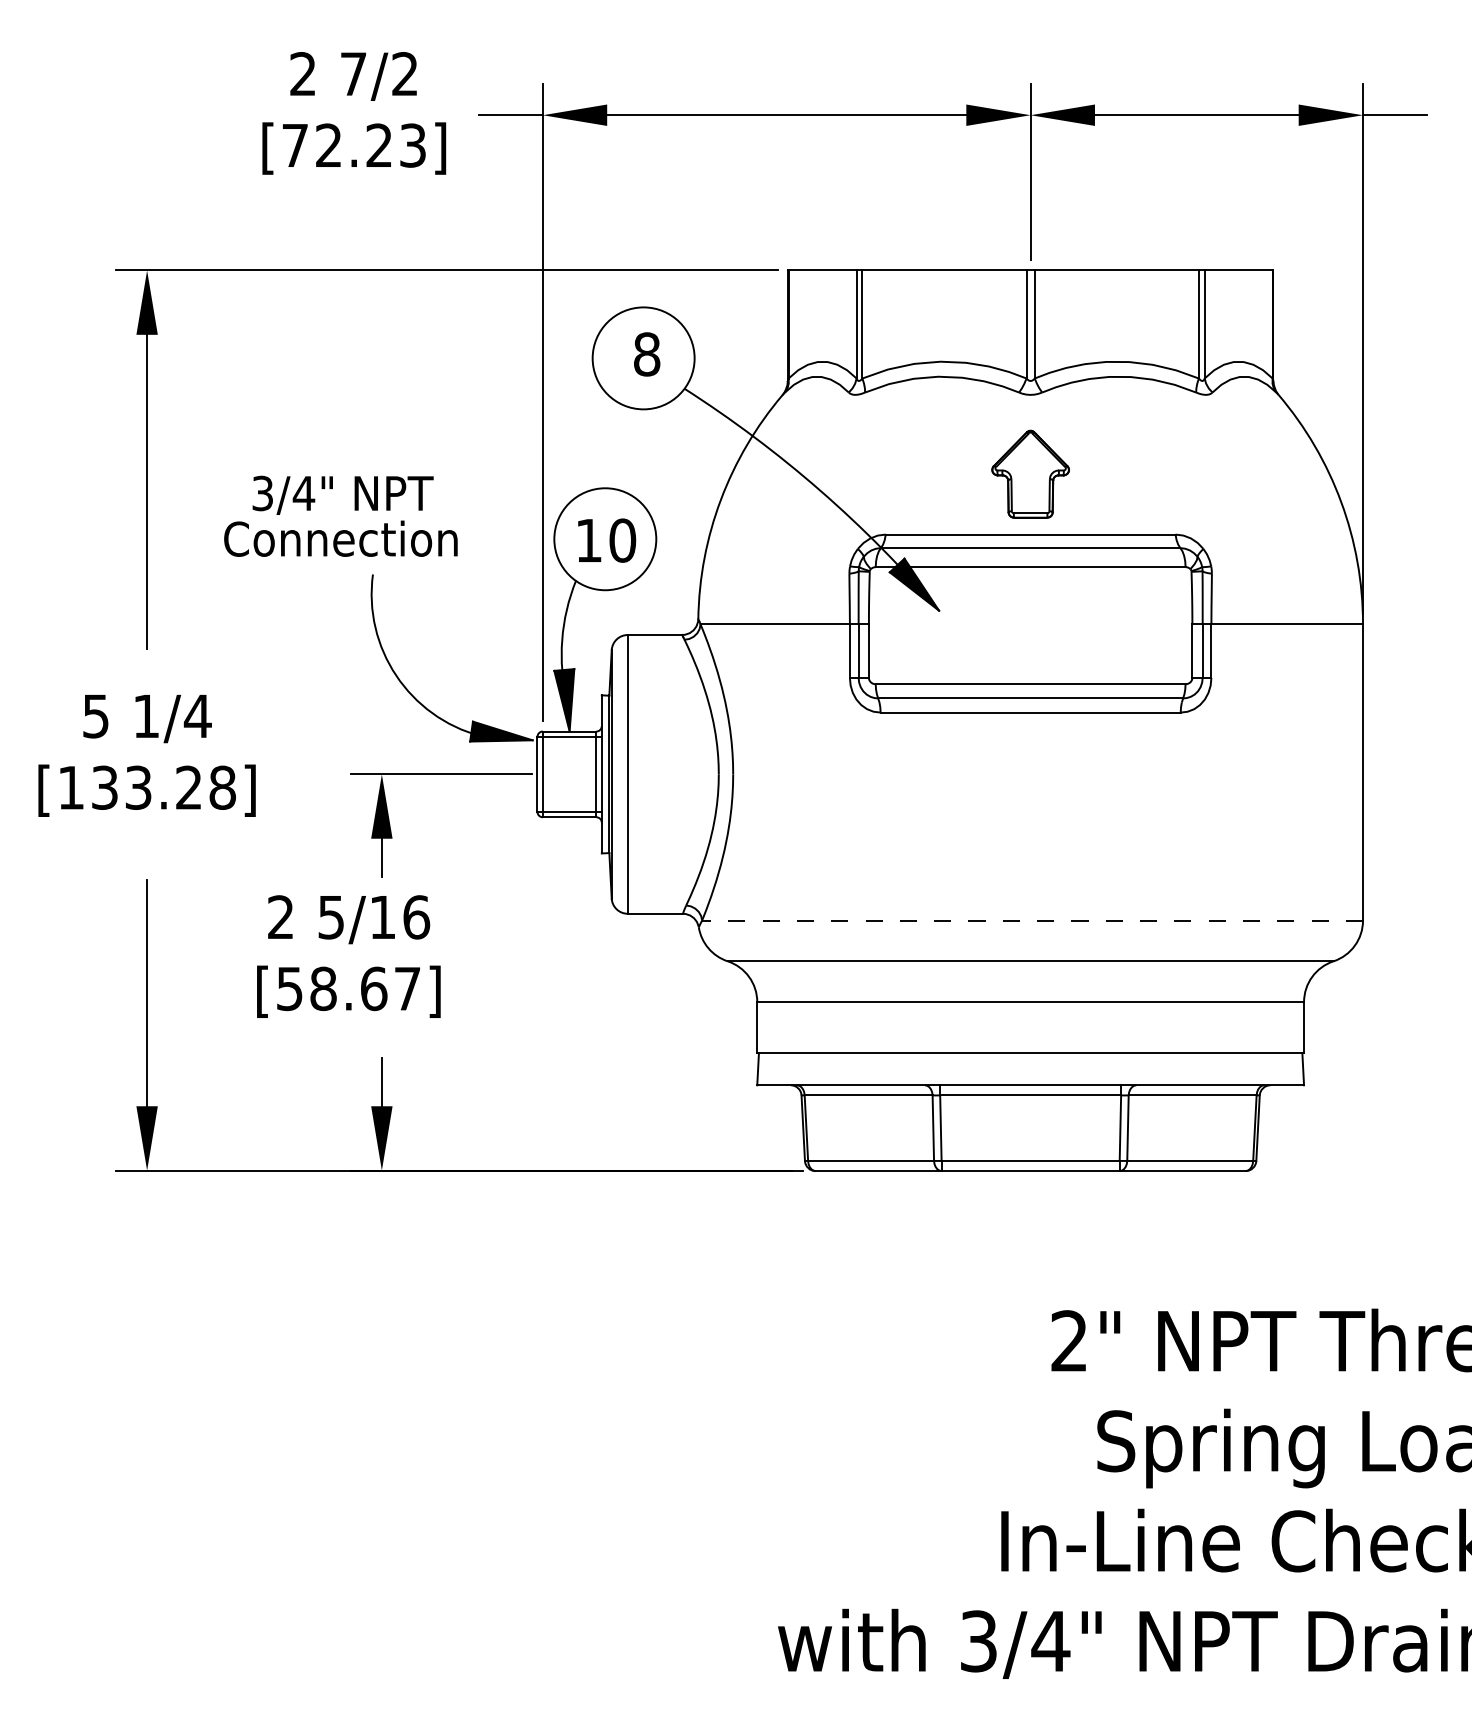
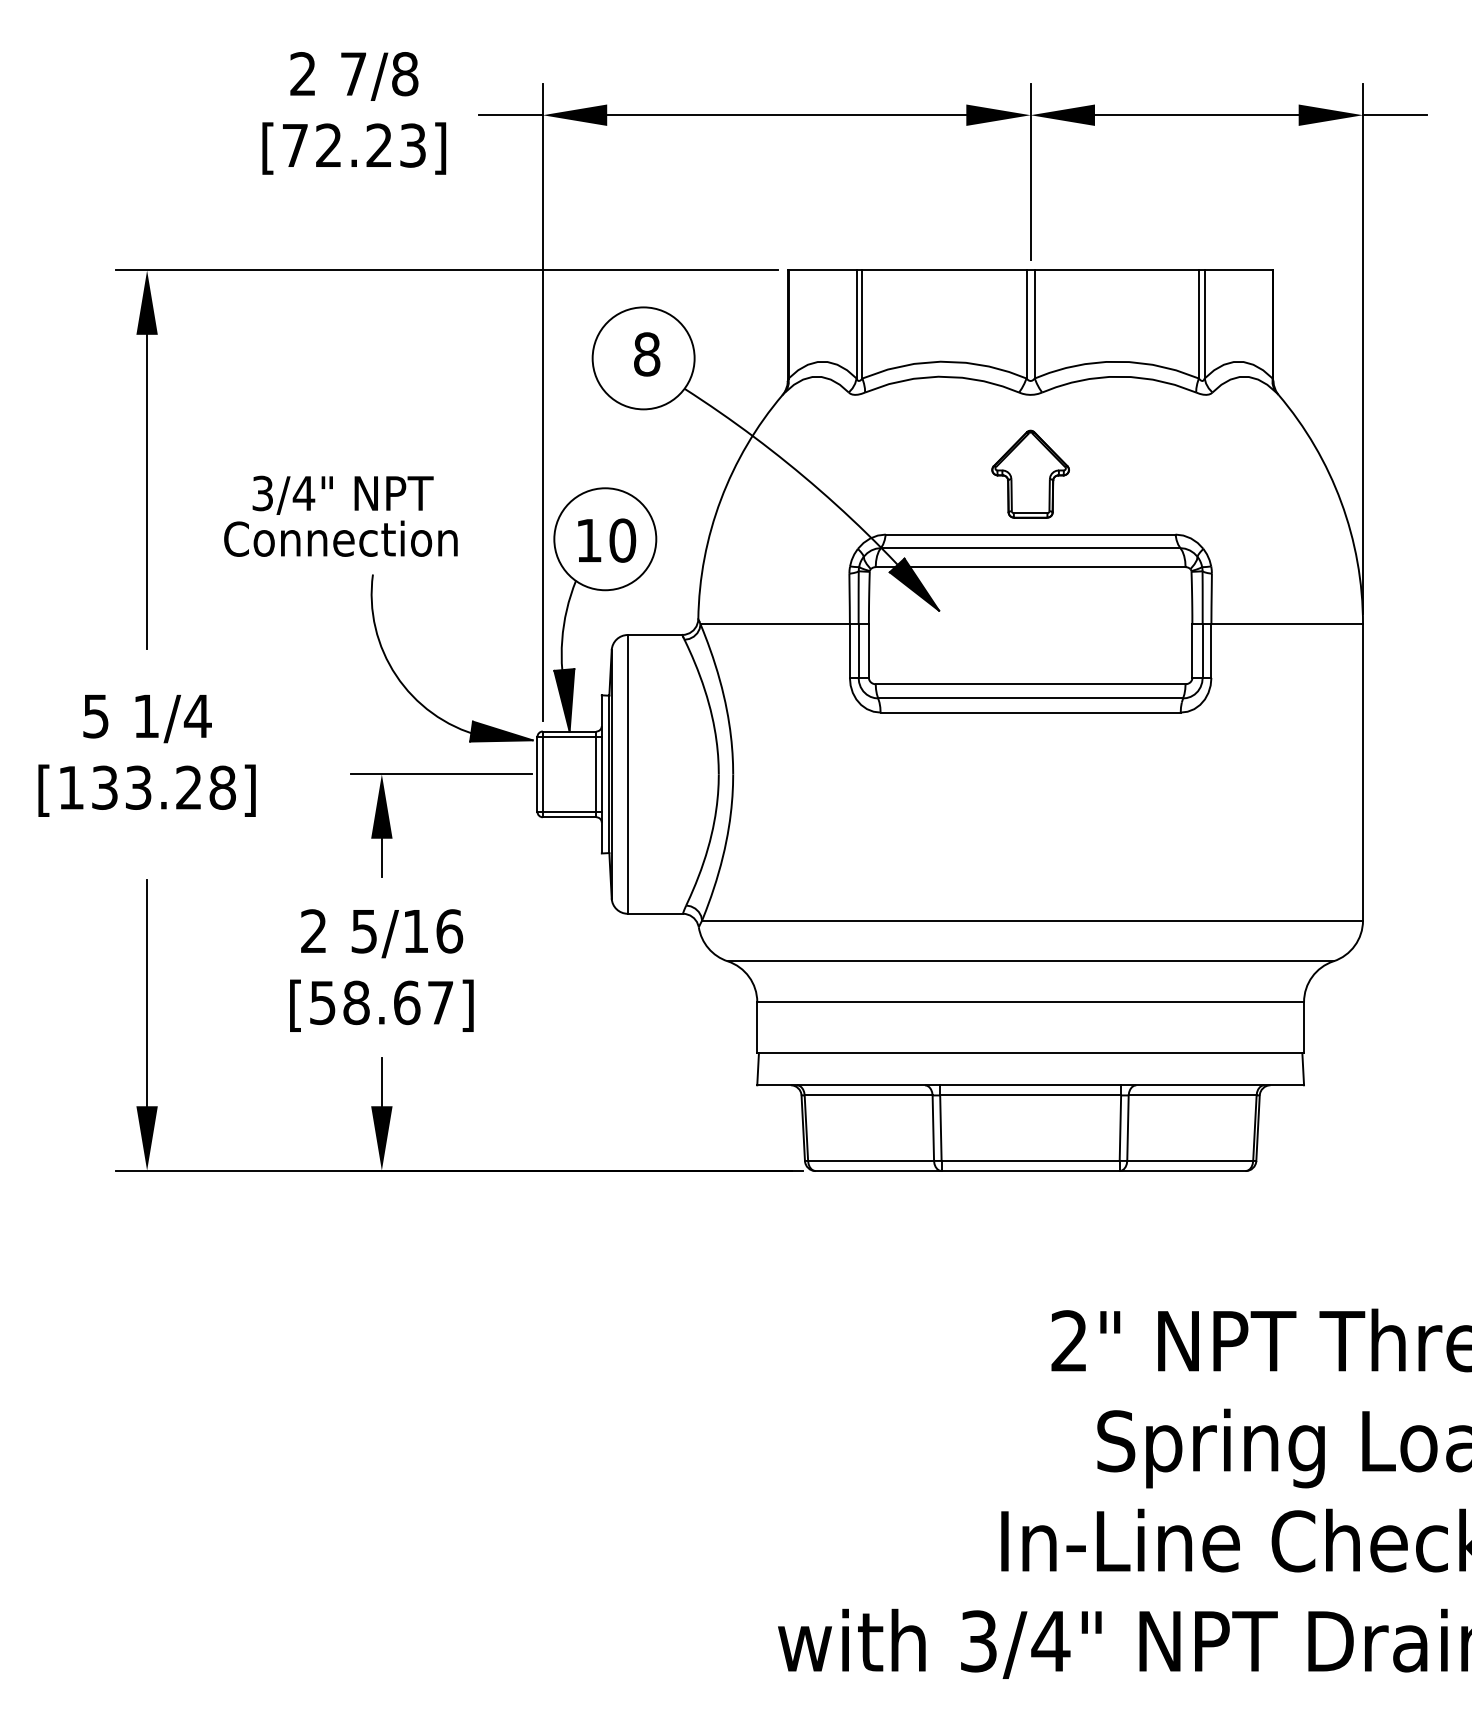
text: 7/2 -> 7/8 (405, 74)
line: dashed -> solid (1032, 920)
text position: (348, 956) -> (381, 970) (381, 970)
